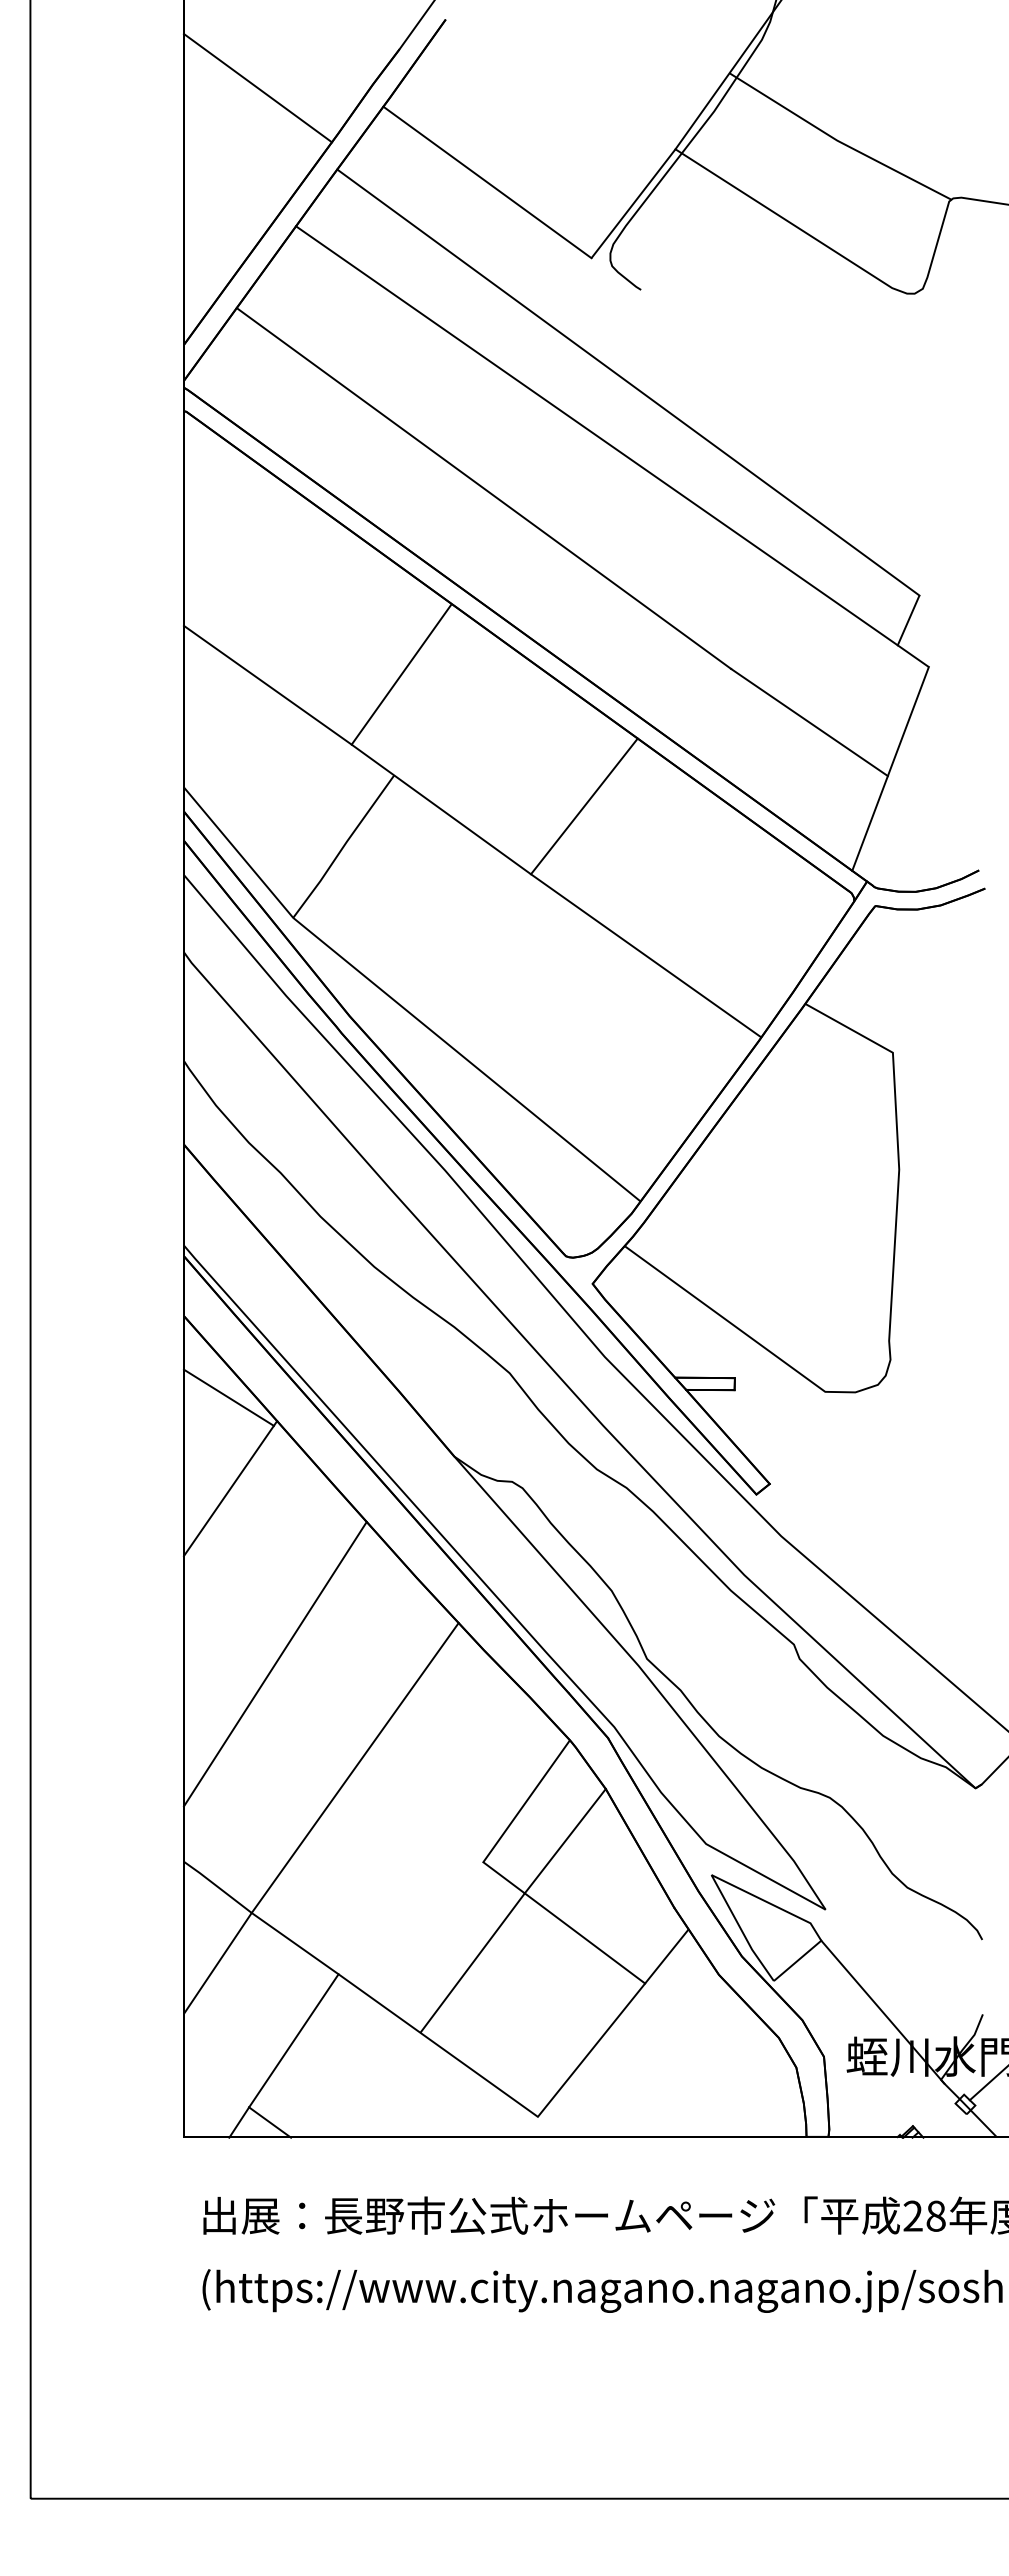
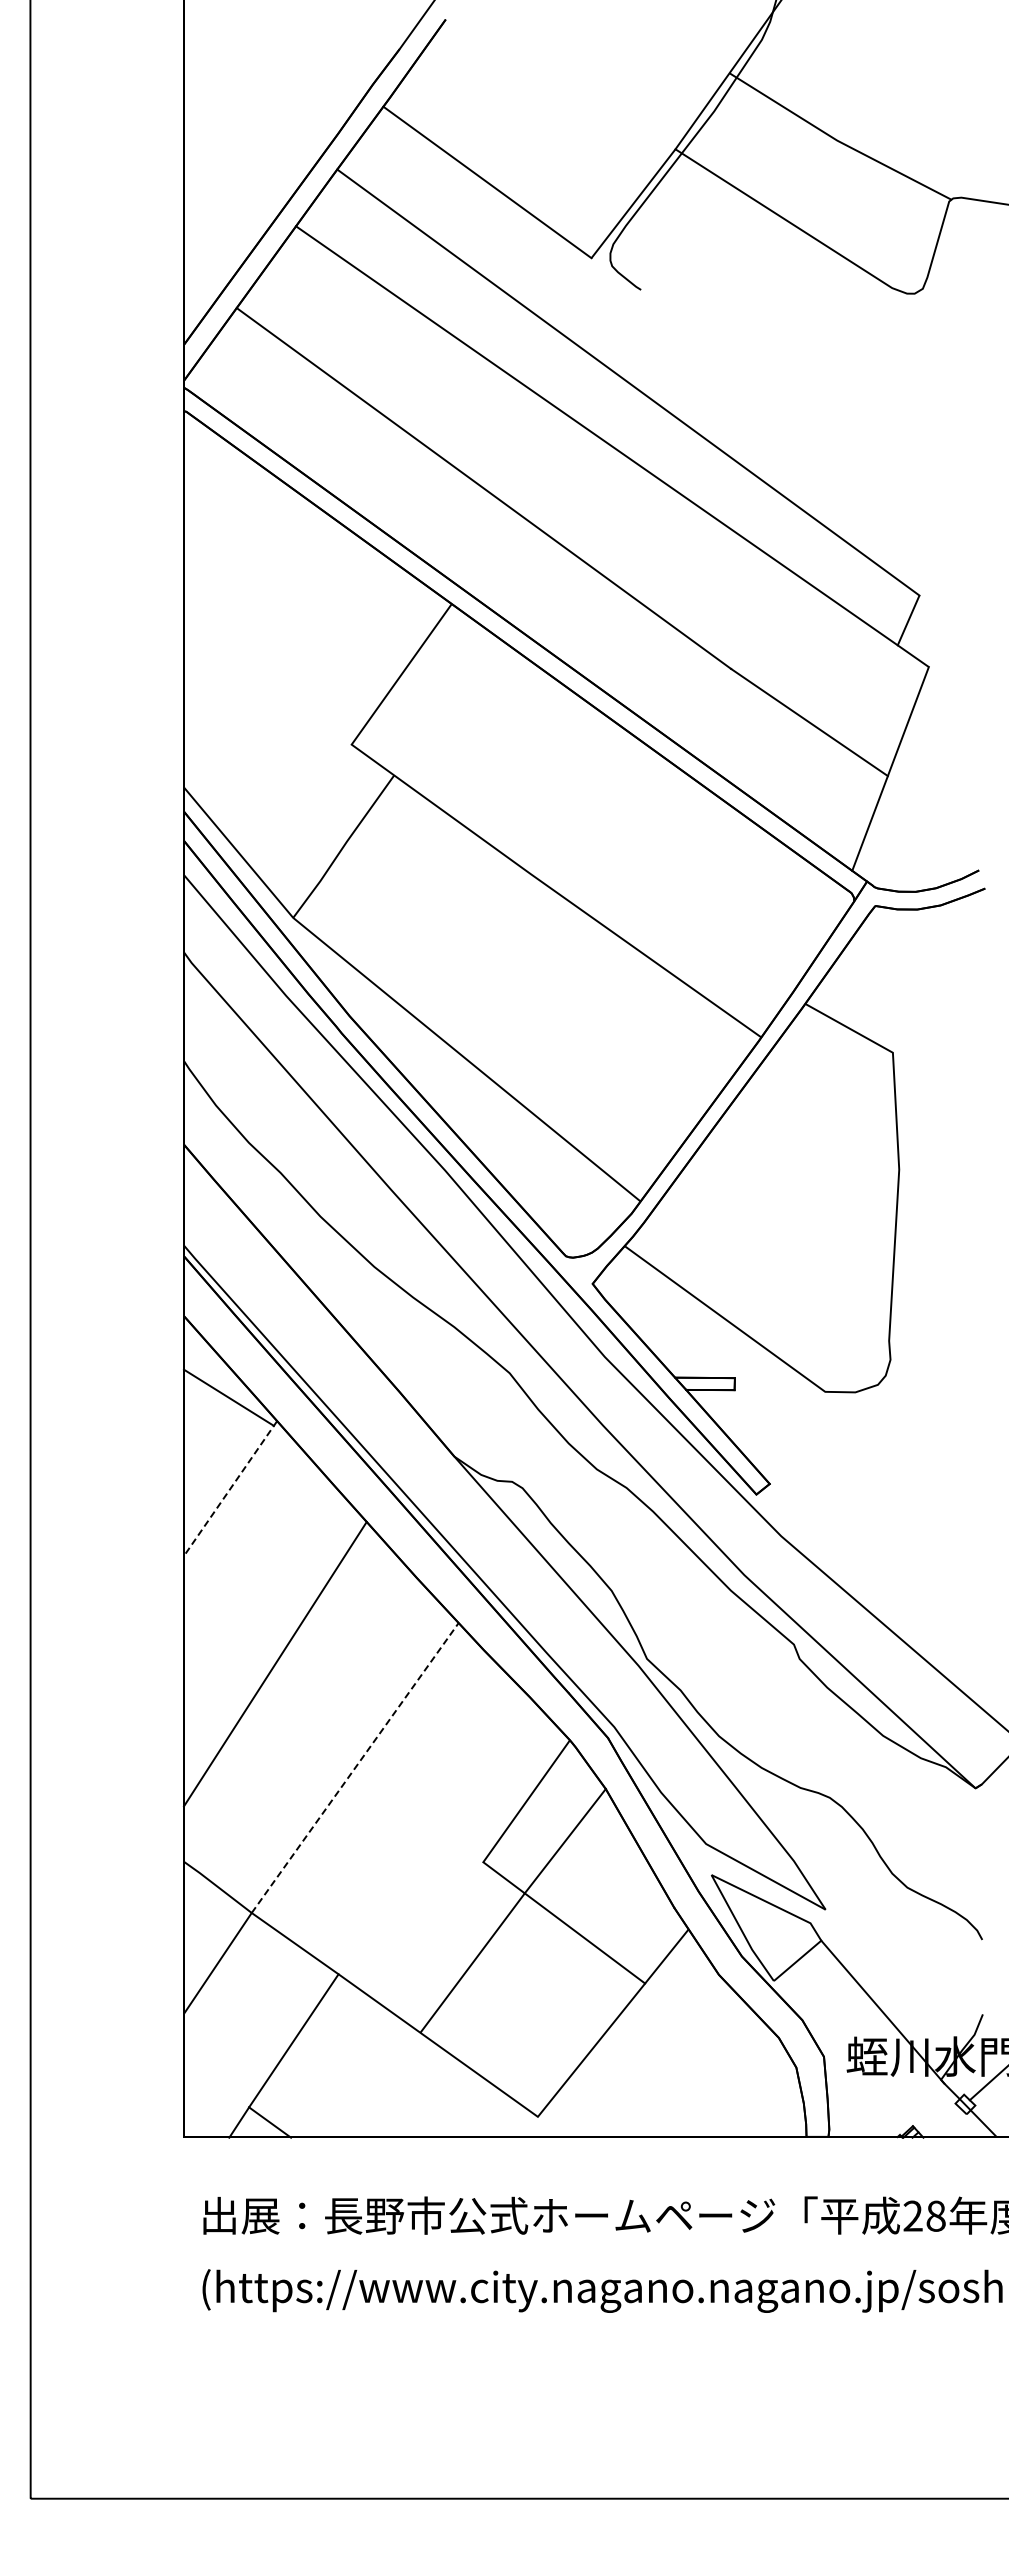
line: present -> none (257, 88)
line: present -> none (267, 684)
line: present -> none (583, 806)
line: solid -> dashed (230, 1488)
line: solid -> dashed (355, 1767)
